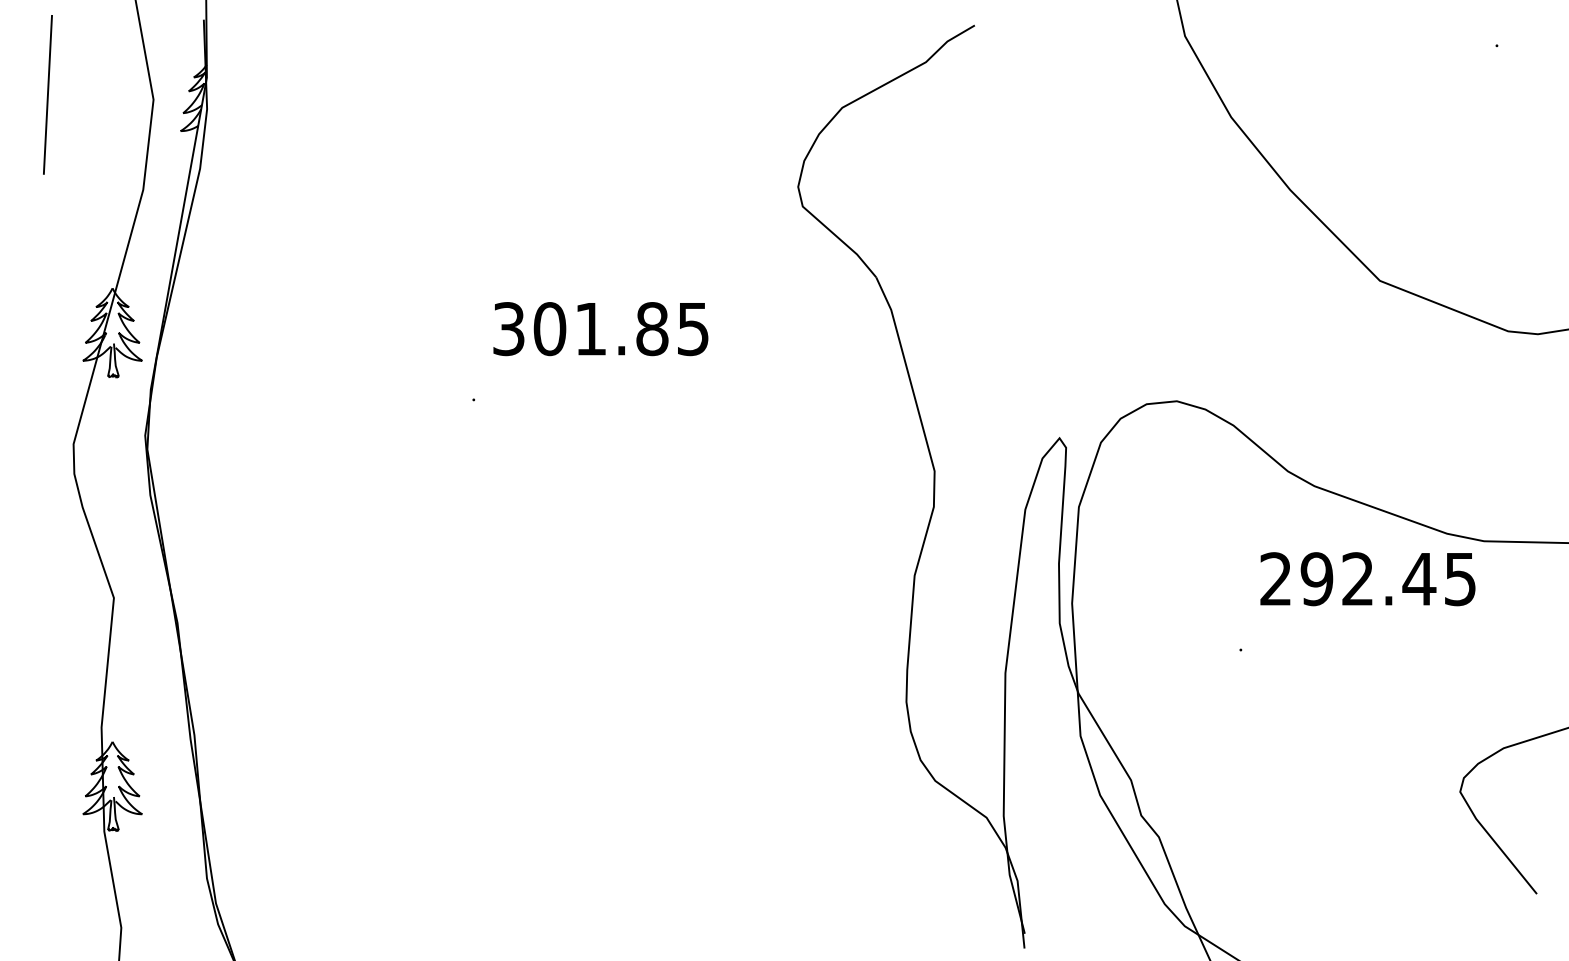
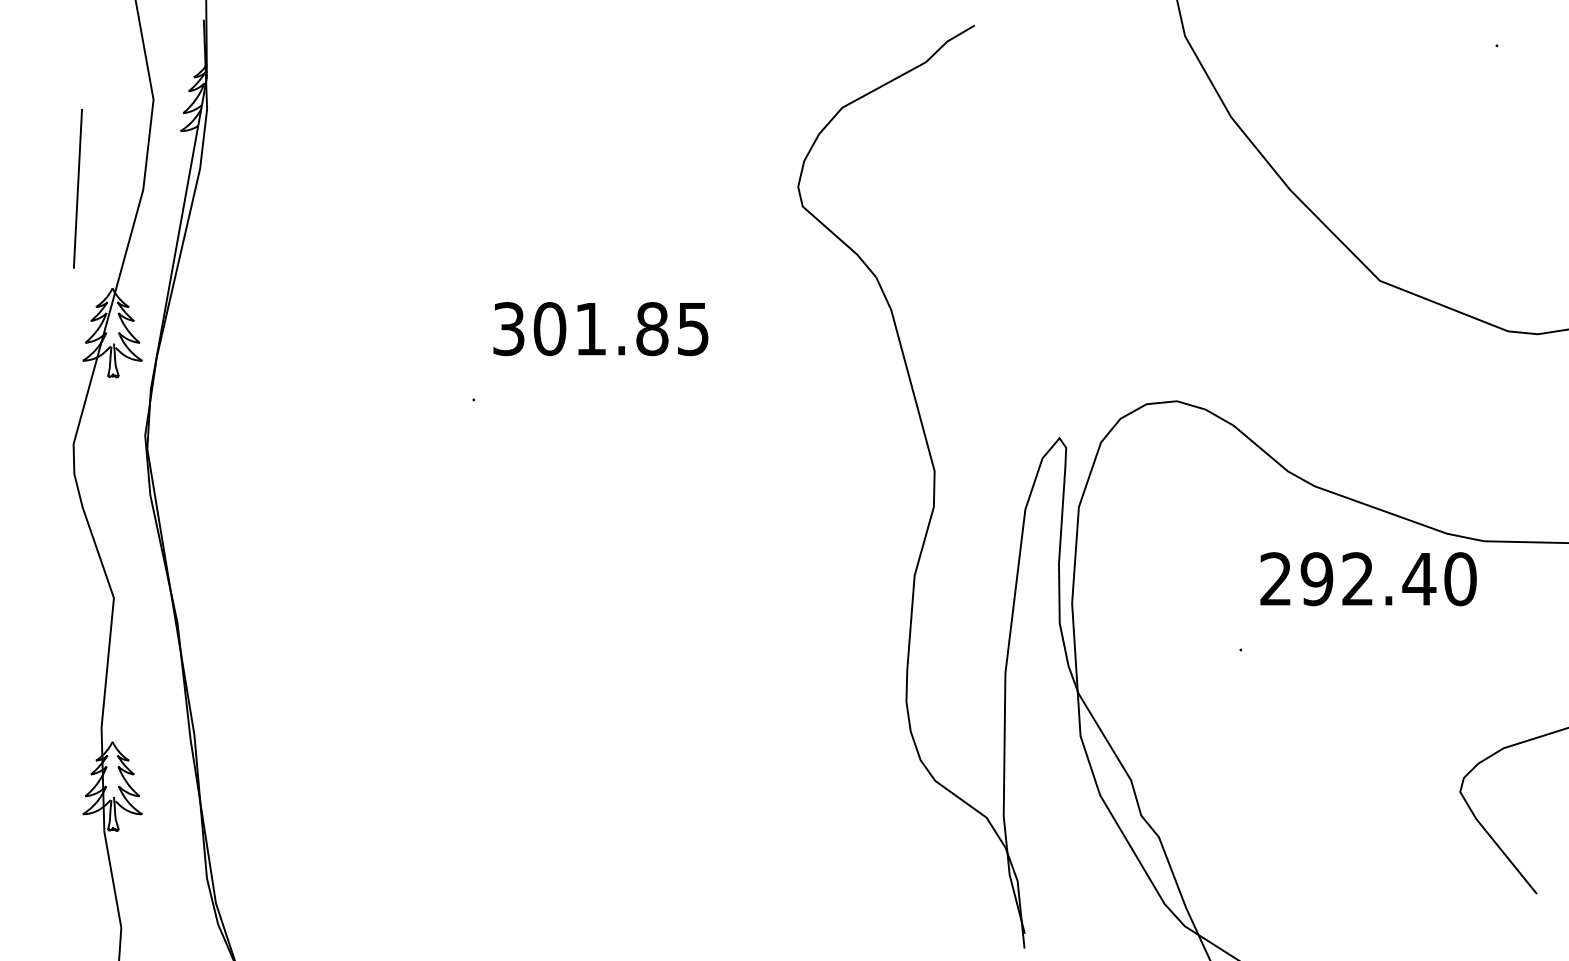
line position: (47, 94) -> (77, 188) (77, 188)
text: 292.45 -> 292.40 (1460, 579)
